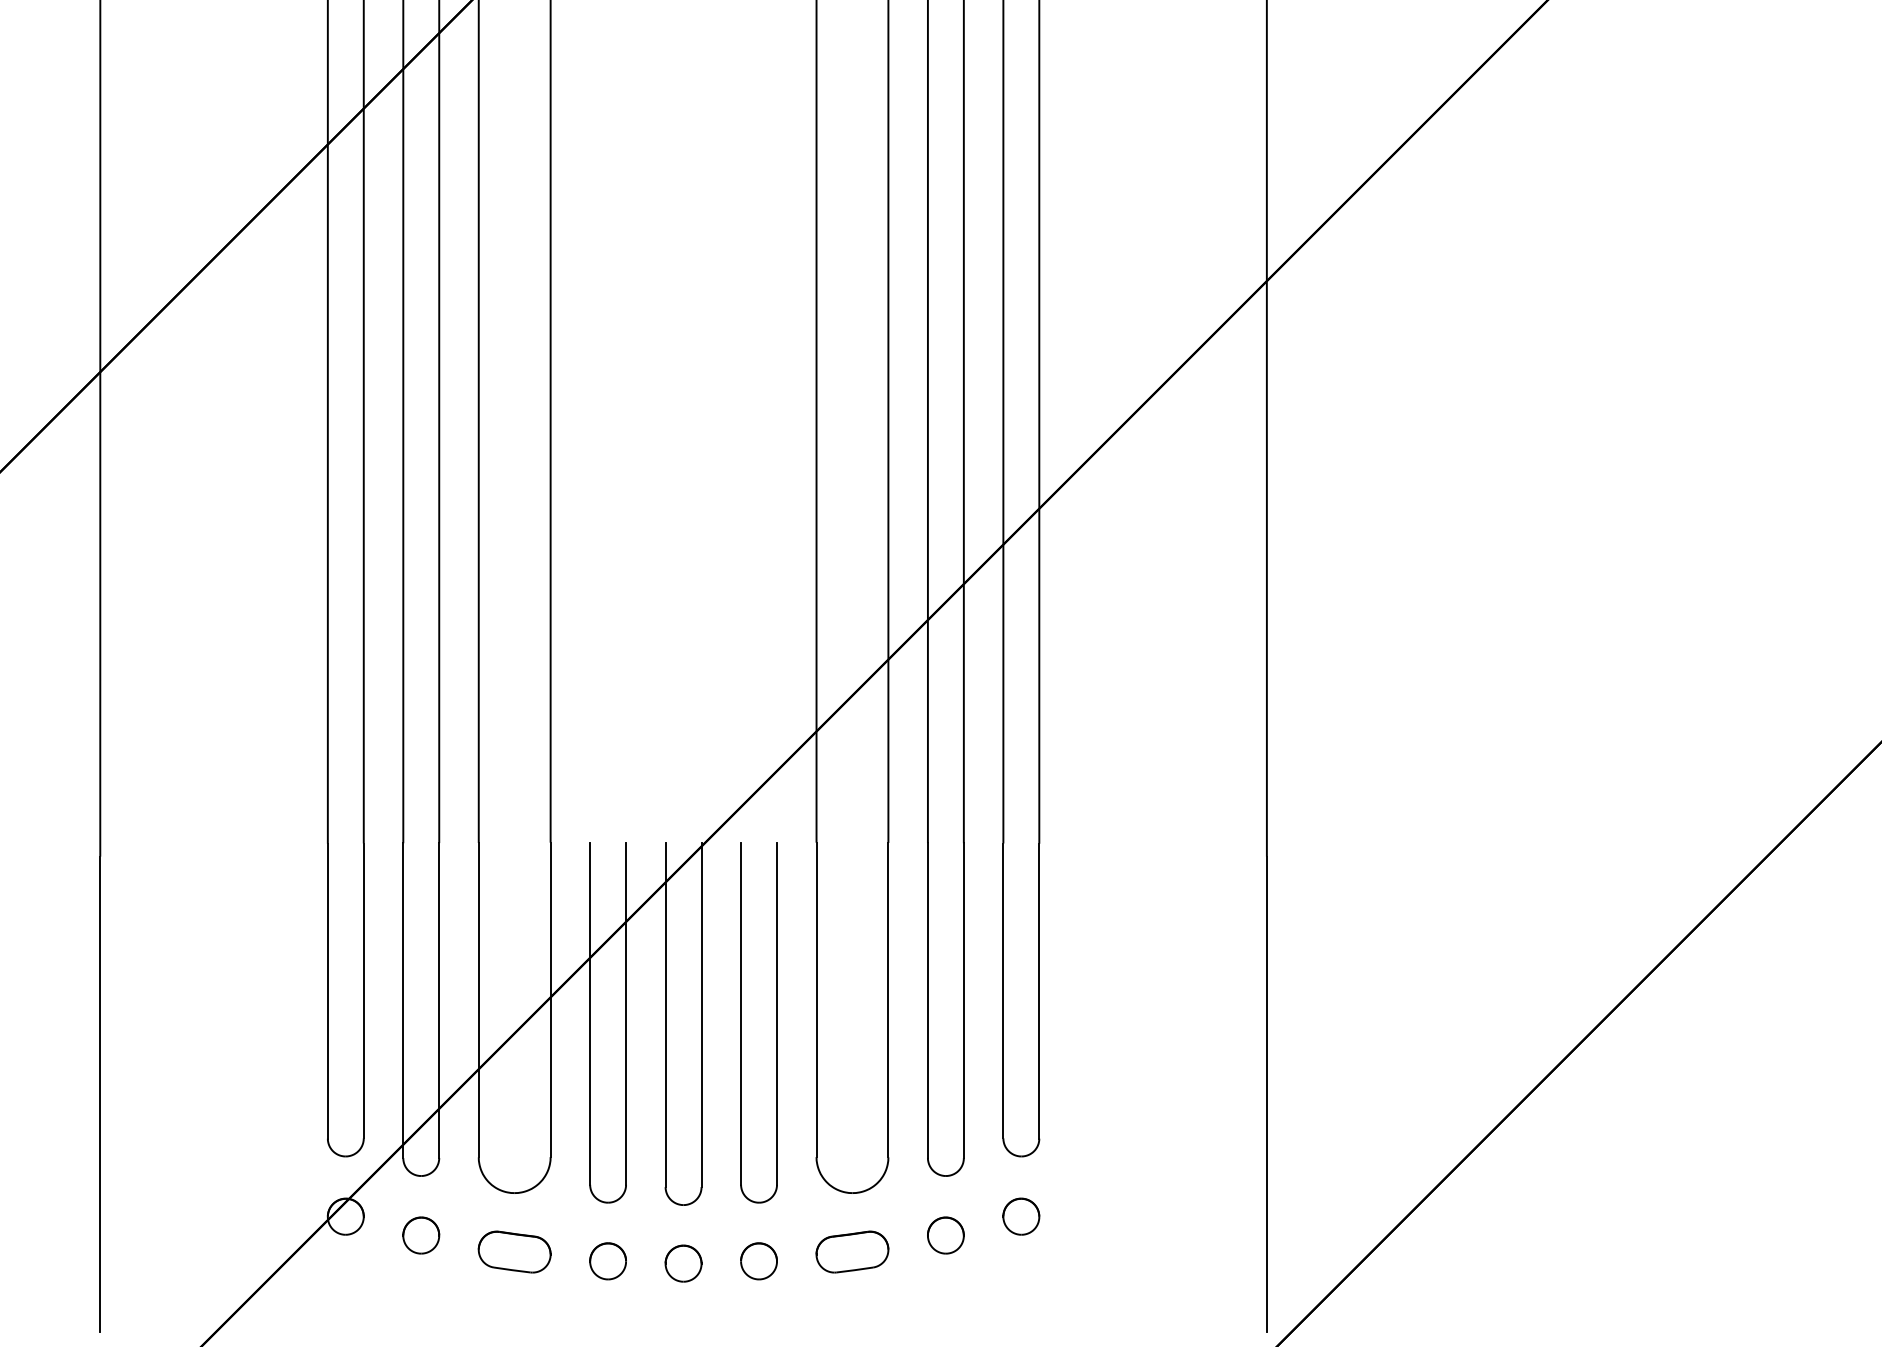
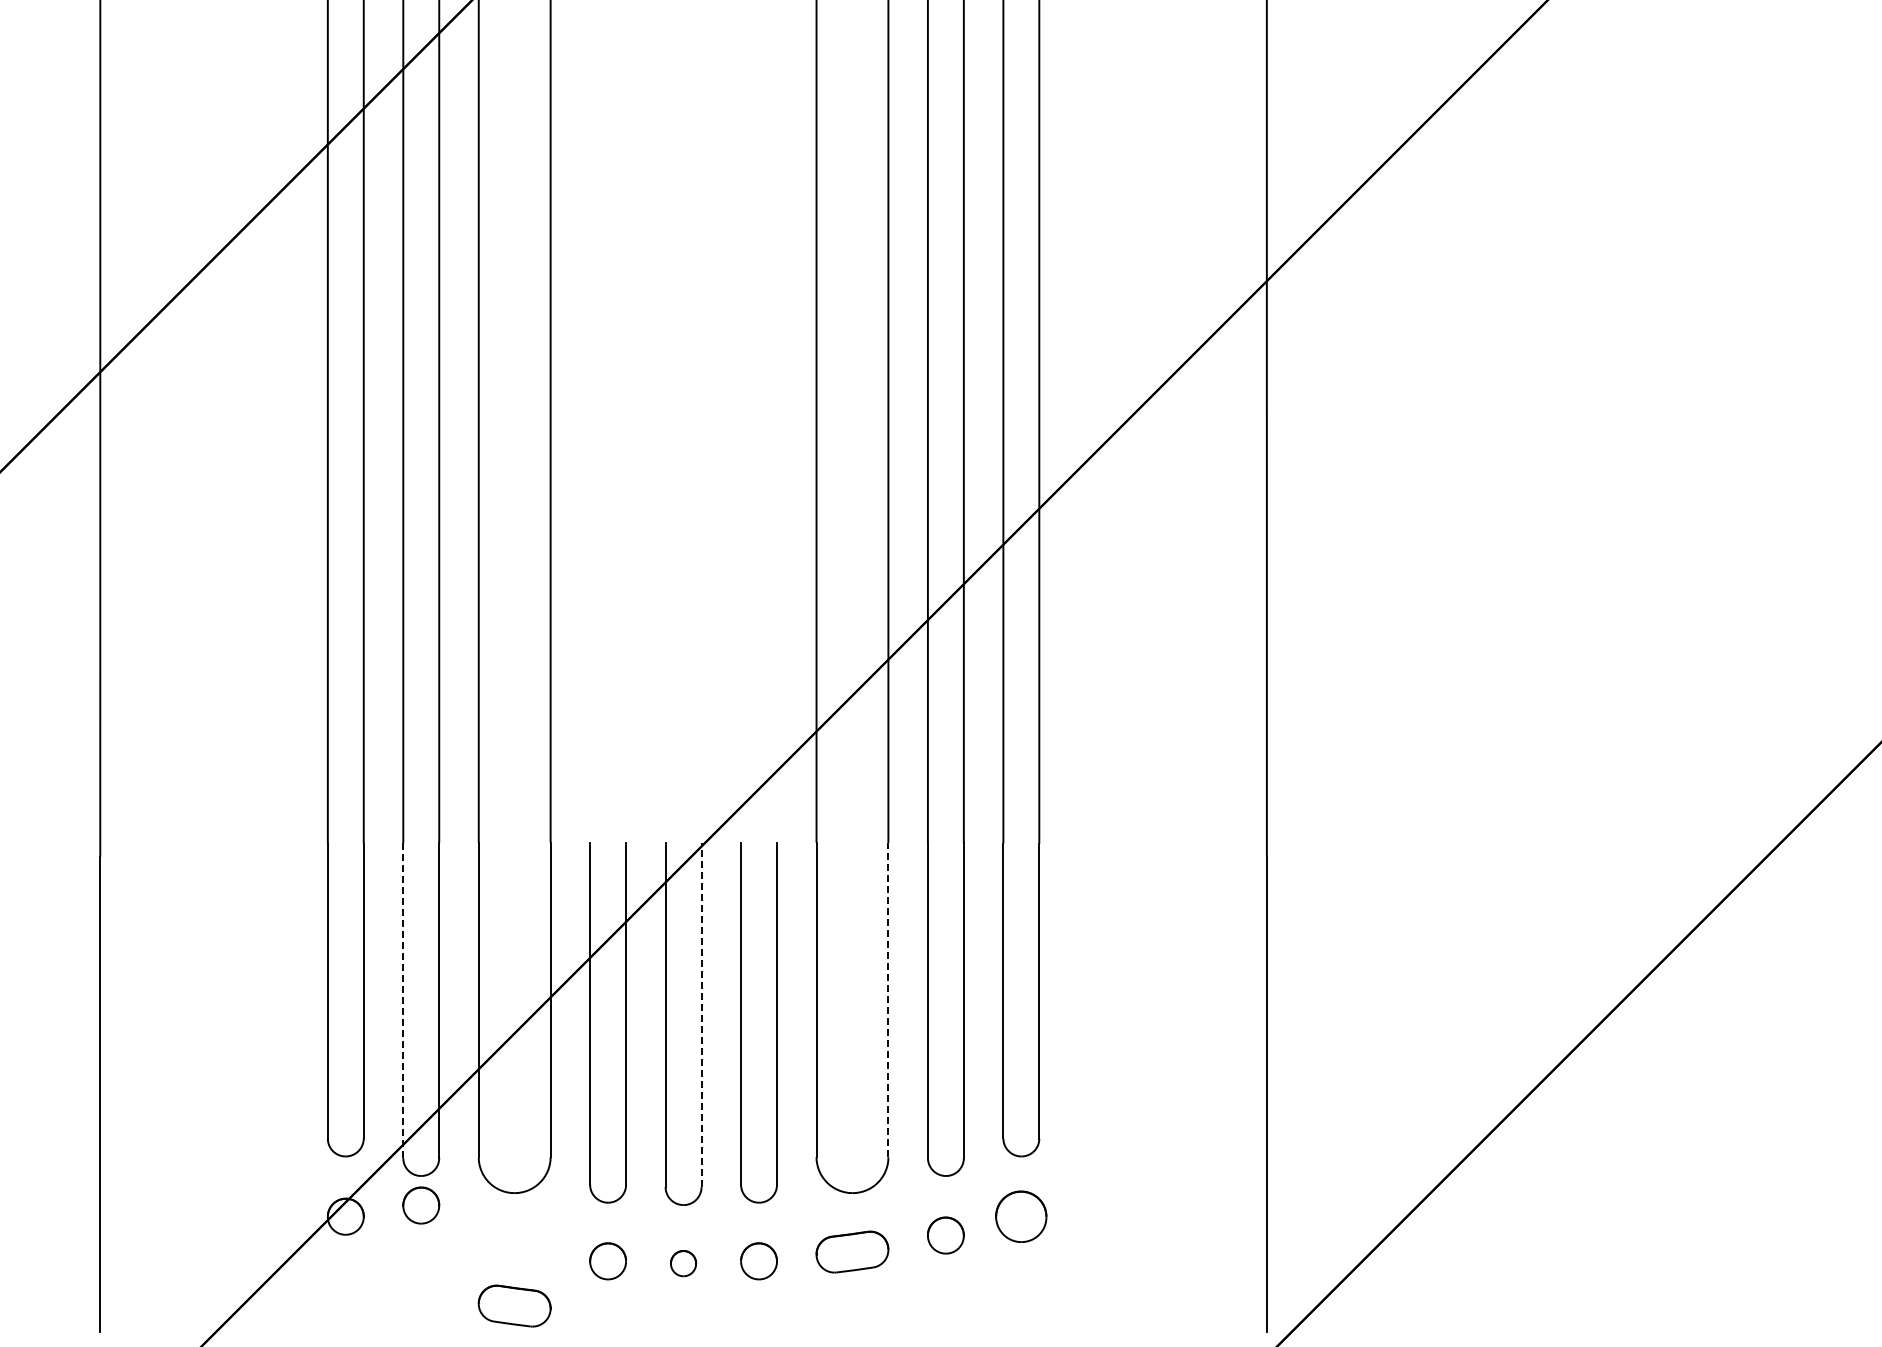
line: solid -> dashed (888, 999)
line: solid -> dashed (403, 1000)
line: solid -> dashed (701, 1014)
part size: 39x39 px -> 53x53 px (1021, 1216)
part position: (421, 1235) -> (421, 1205) (421, 1205)
part position: (514, 1251) -> (514, 1305) (514, 1305)
part size: 39x39 px -> 28x28 px (683, 1263)
